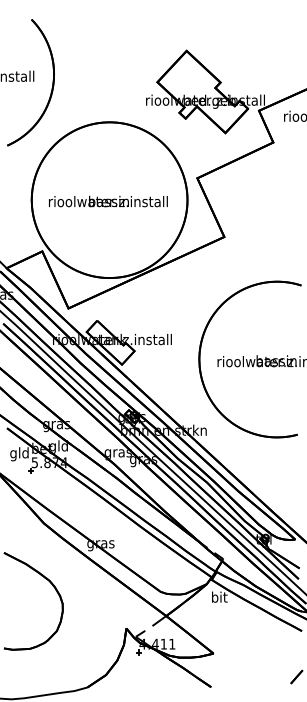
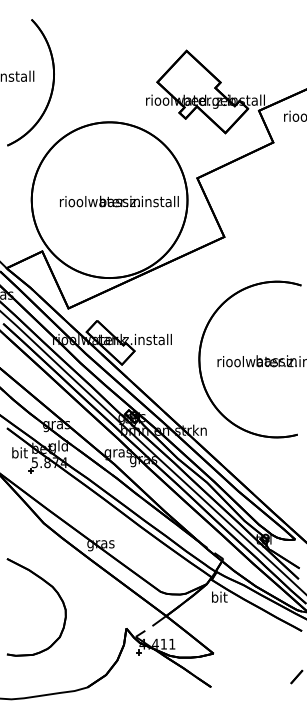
text position: (108, 201) -> (119, 201) (119, 201)
text: gld -> bit (19, 454)
part position: (52, 586) -> (55, 592) (55, 592)
